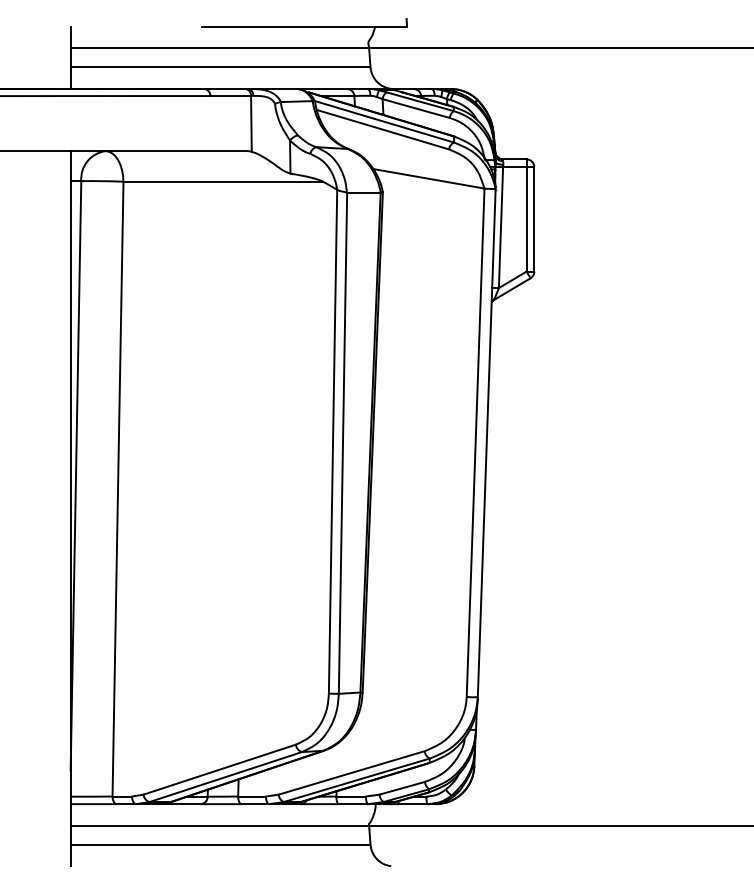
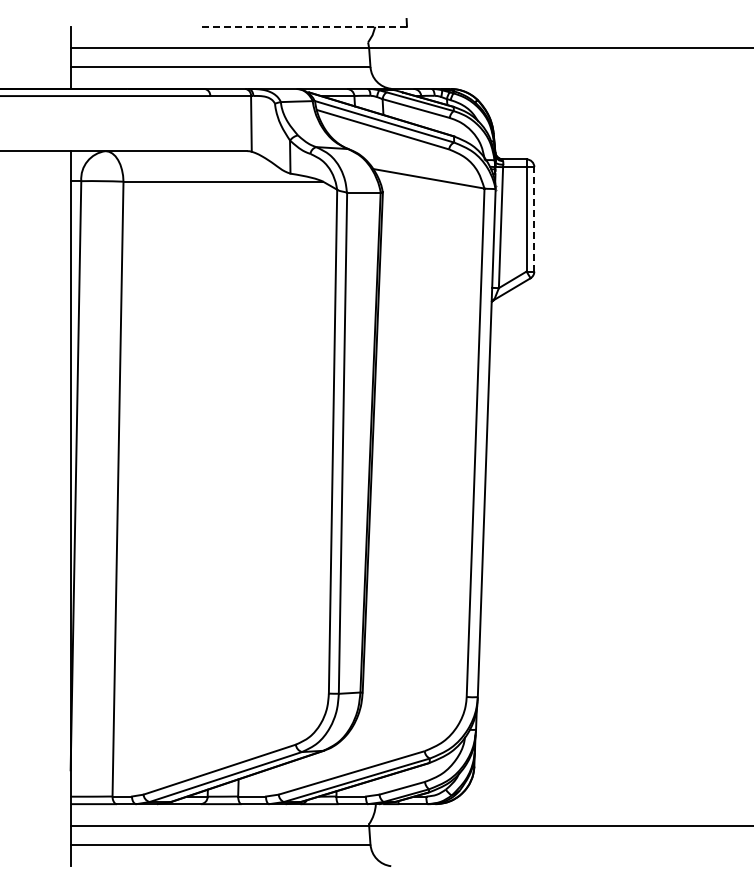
line: solid -> dashed (304, 26)
line: solid -> dashed (534, 218)
